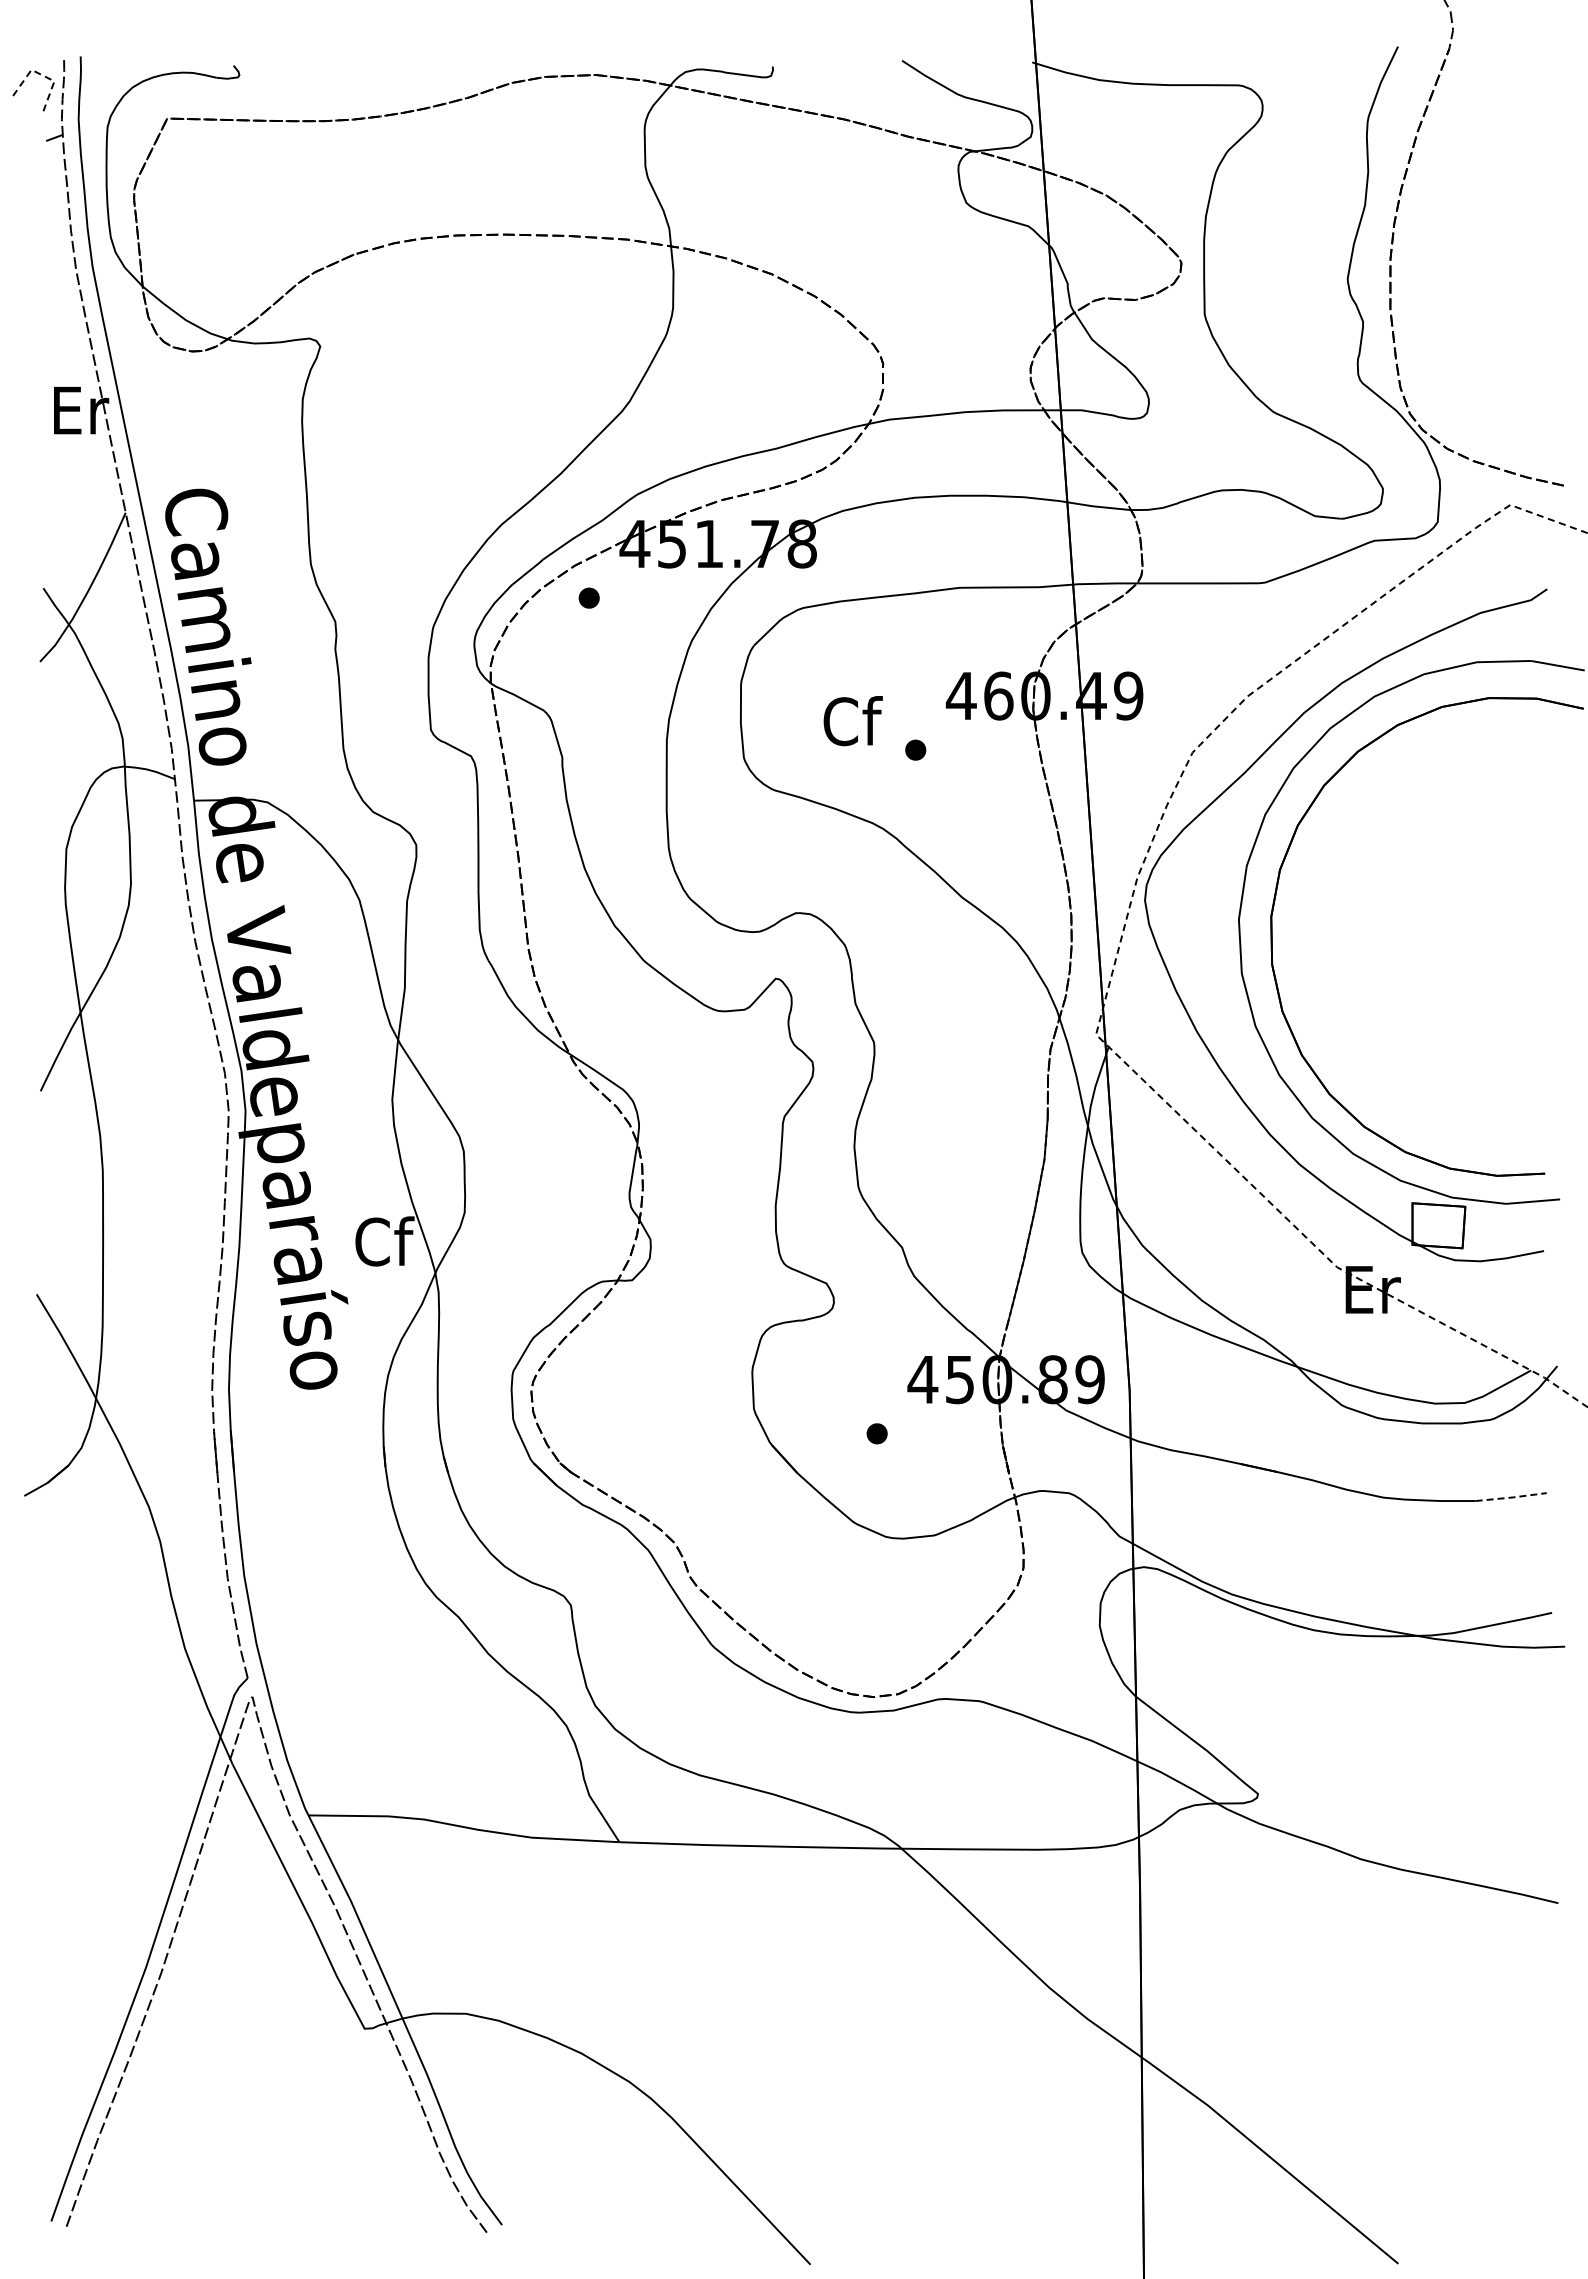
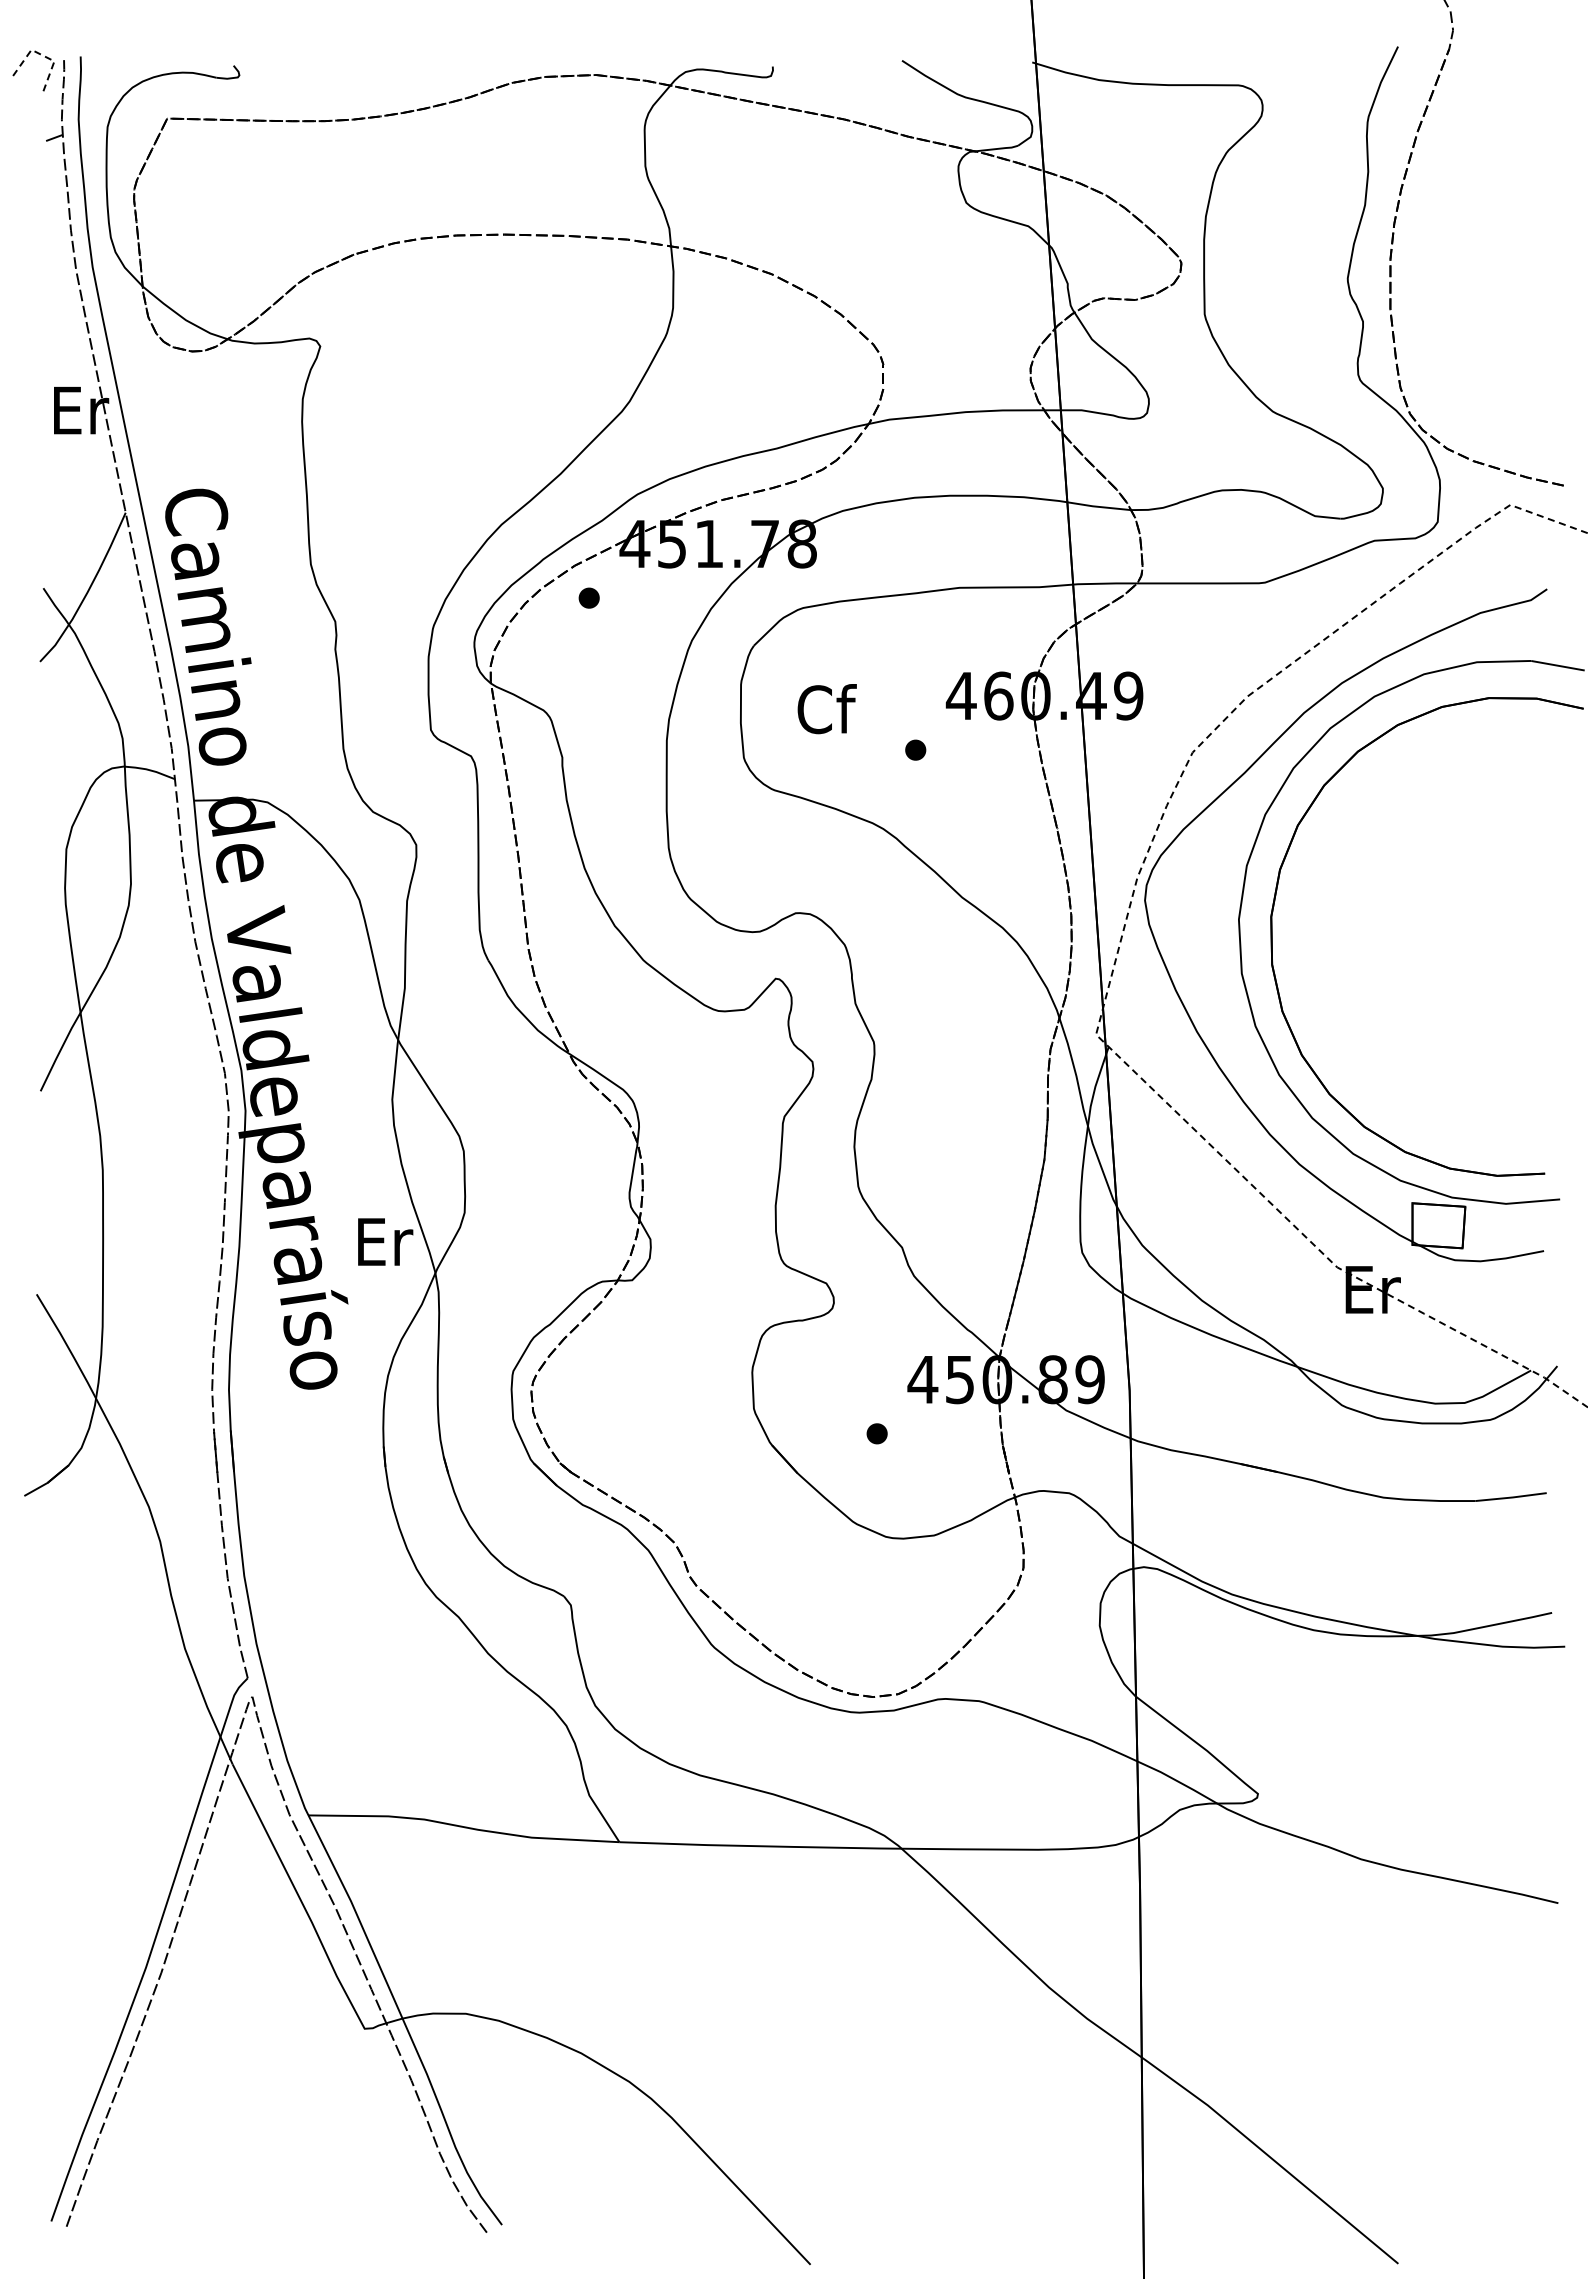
line position: (23, 83) -> (23, 63) (23, 63)
text position: (852, 721) -> (826, 709) (826, 709)
text: Cf -> Er (384, 1241)
line: dashed -> solid (1512, 1497)
